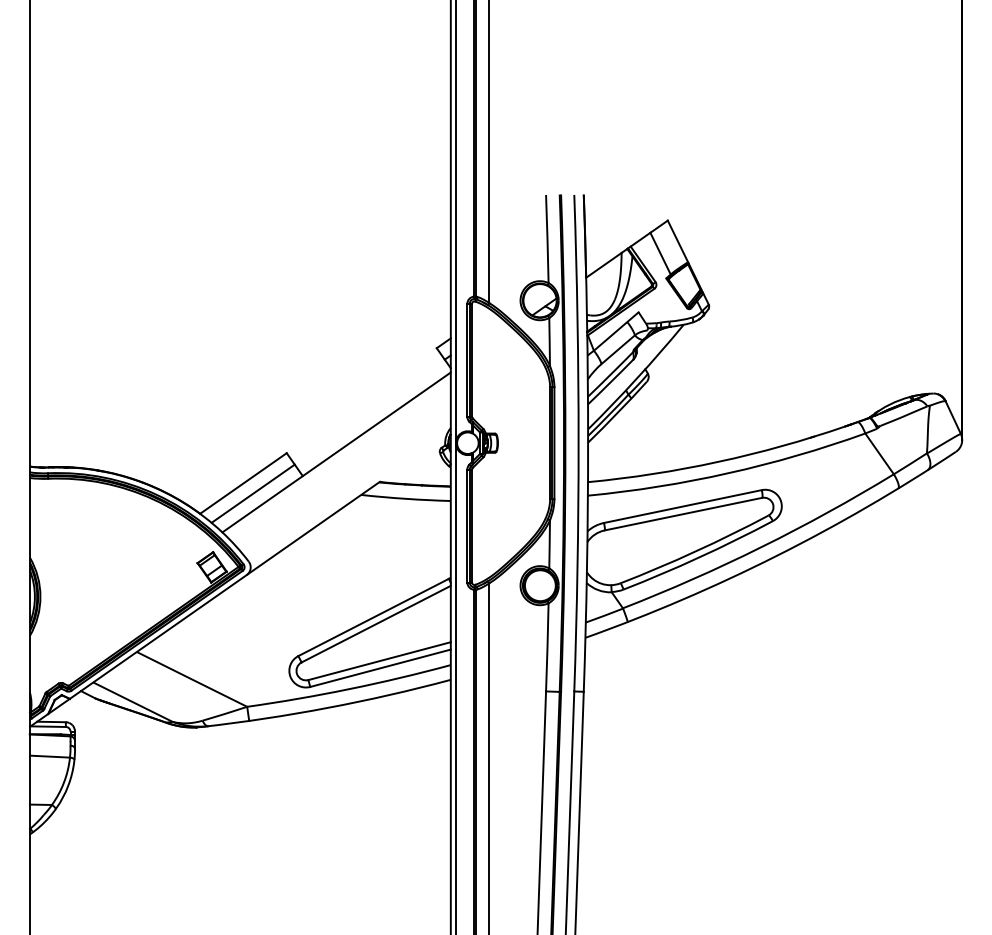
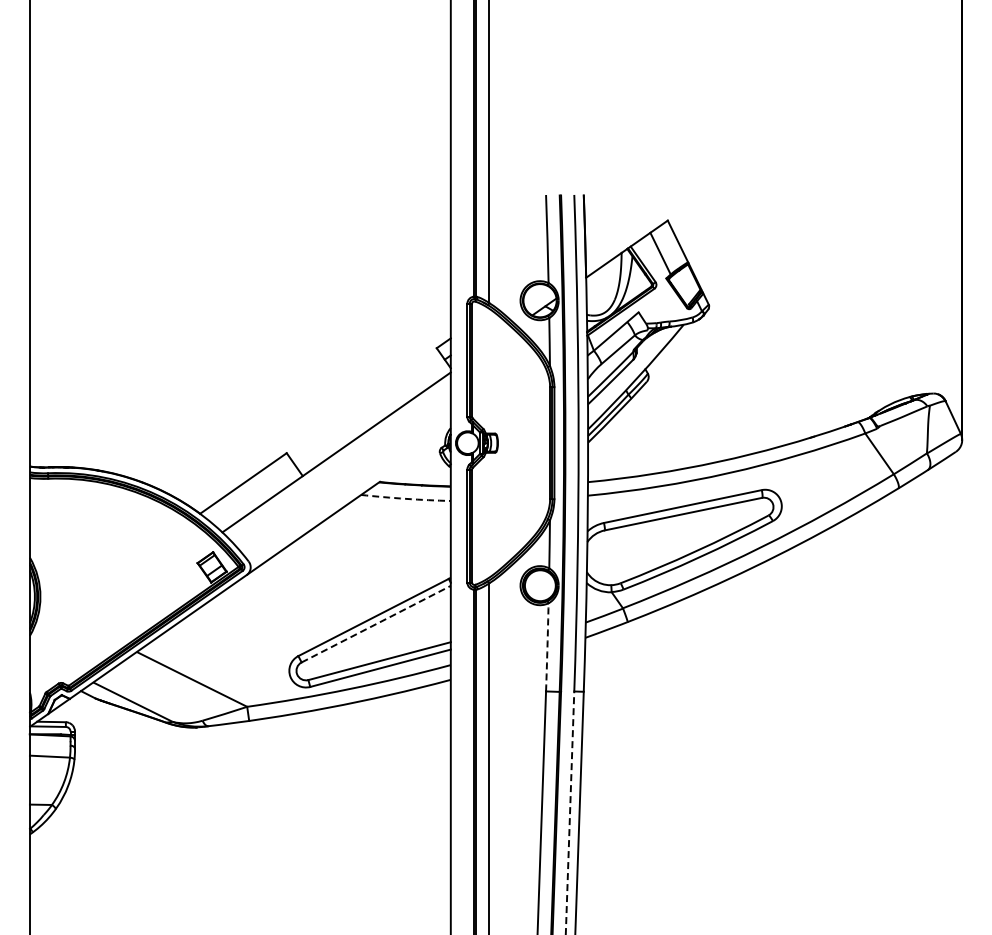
line: present -> none (455, 466)
line: present -> none (252, 493)
arc: solid -> dashed (405, 498)
line: solid -> dashed (376, 624)
arc: solid -> dashed (547, 647)
line: solid -> dashed (570, 812)
